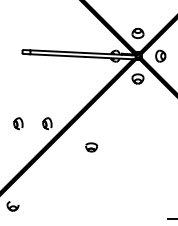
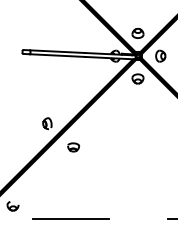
part: present -> none (18, 123)
part position: (91, 147) -> (73, 147) (73, 147)
line: none -> present (71, 218)
